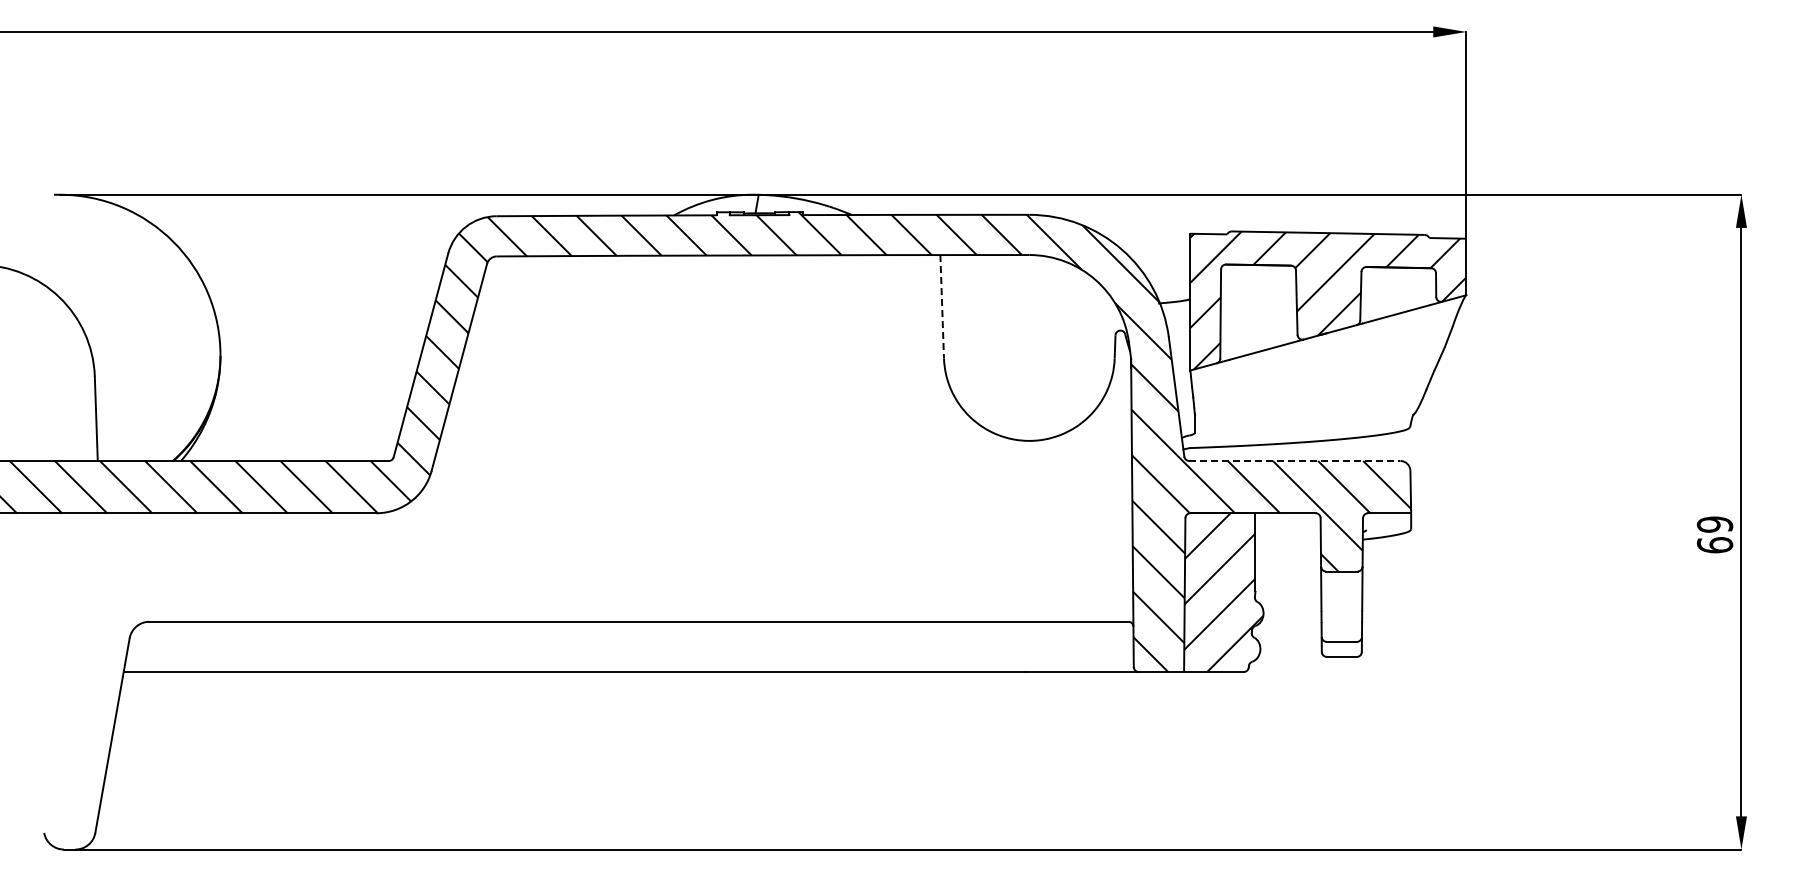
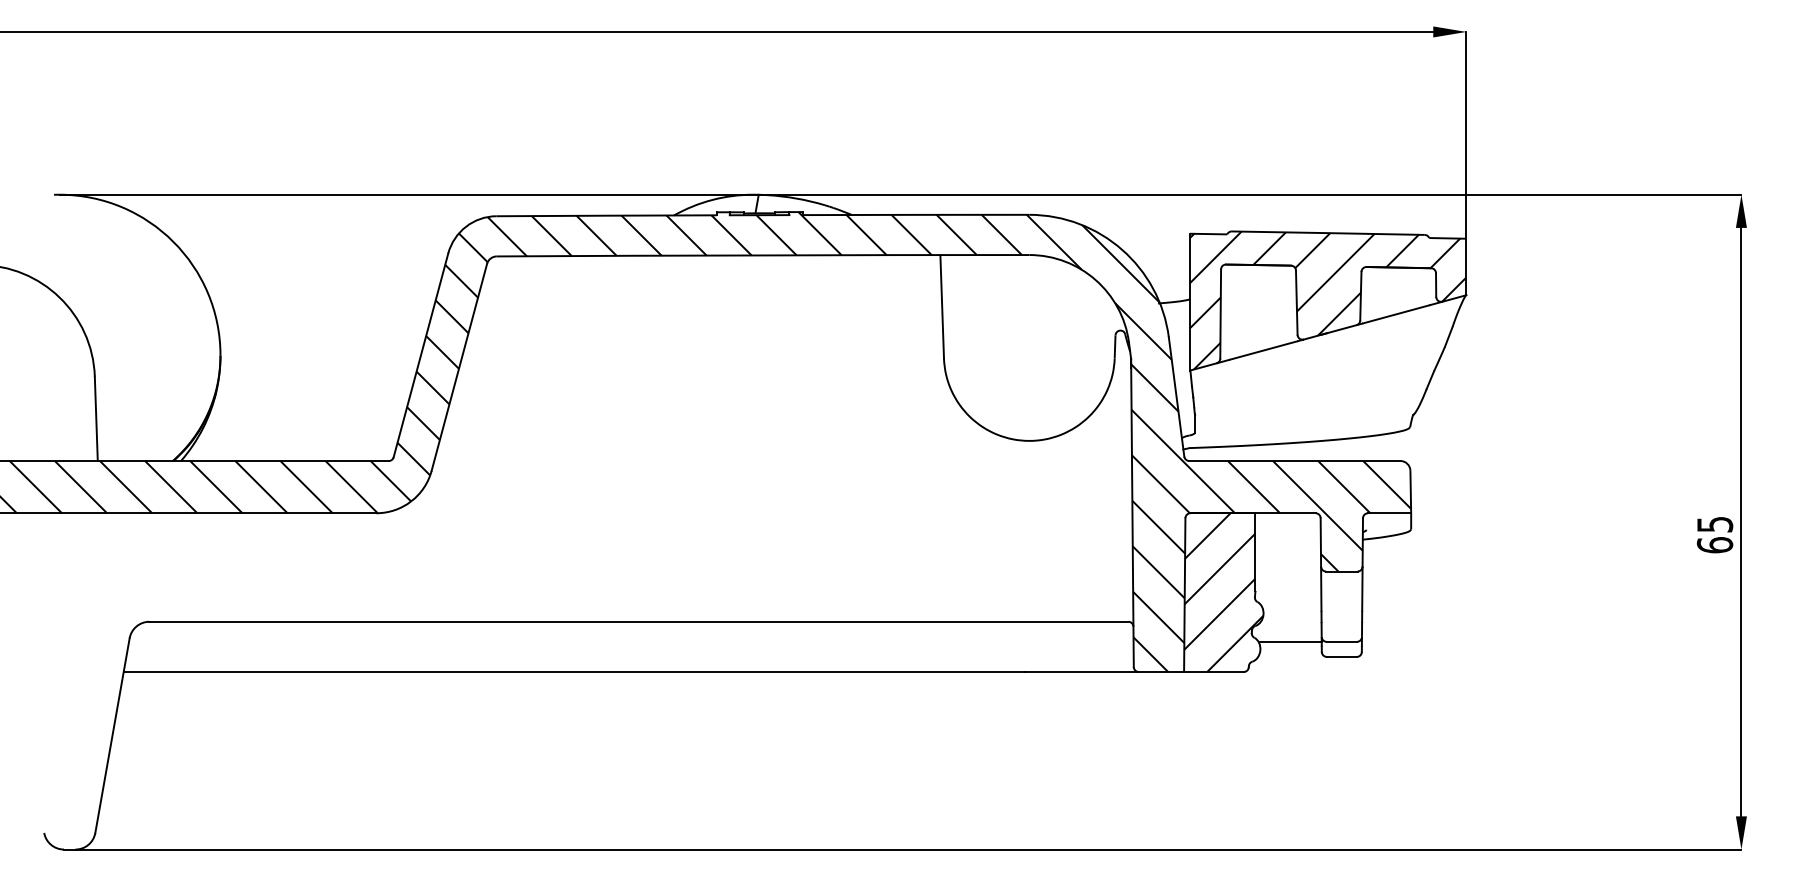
line: dashed -> solid (942, 306)
line: dashed -> solid (1294, 461)
text: 69 -> 65 (1714, 524)
line: none -> present (1289, 641)
